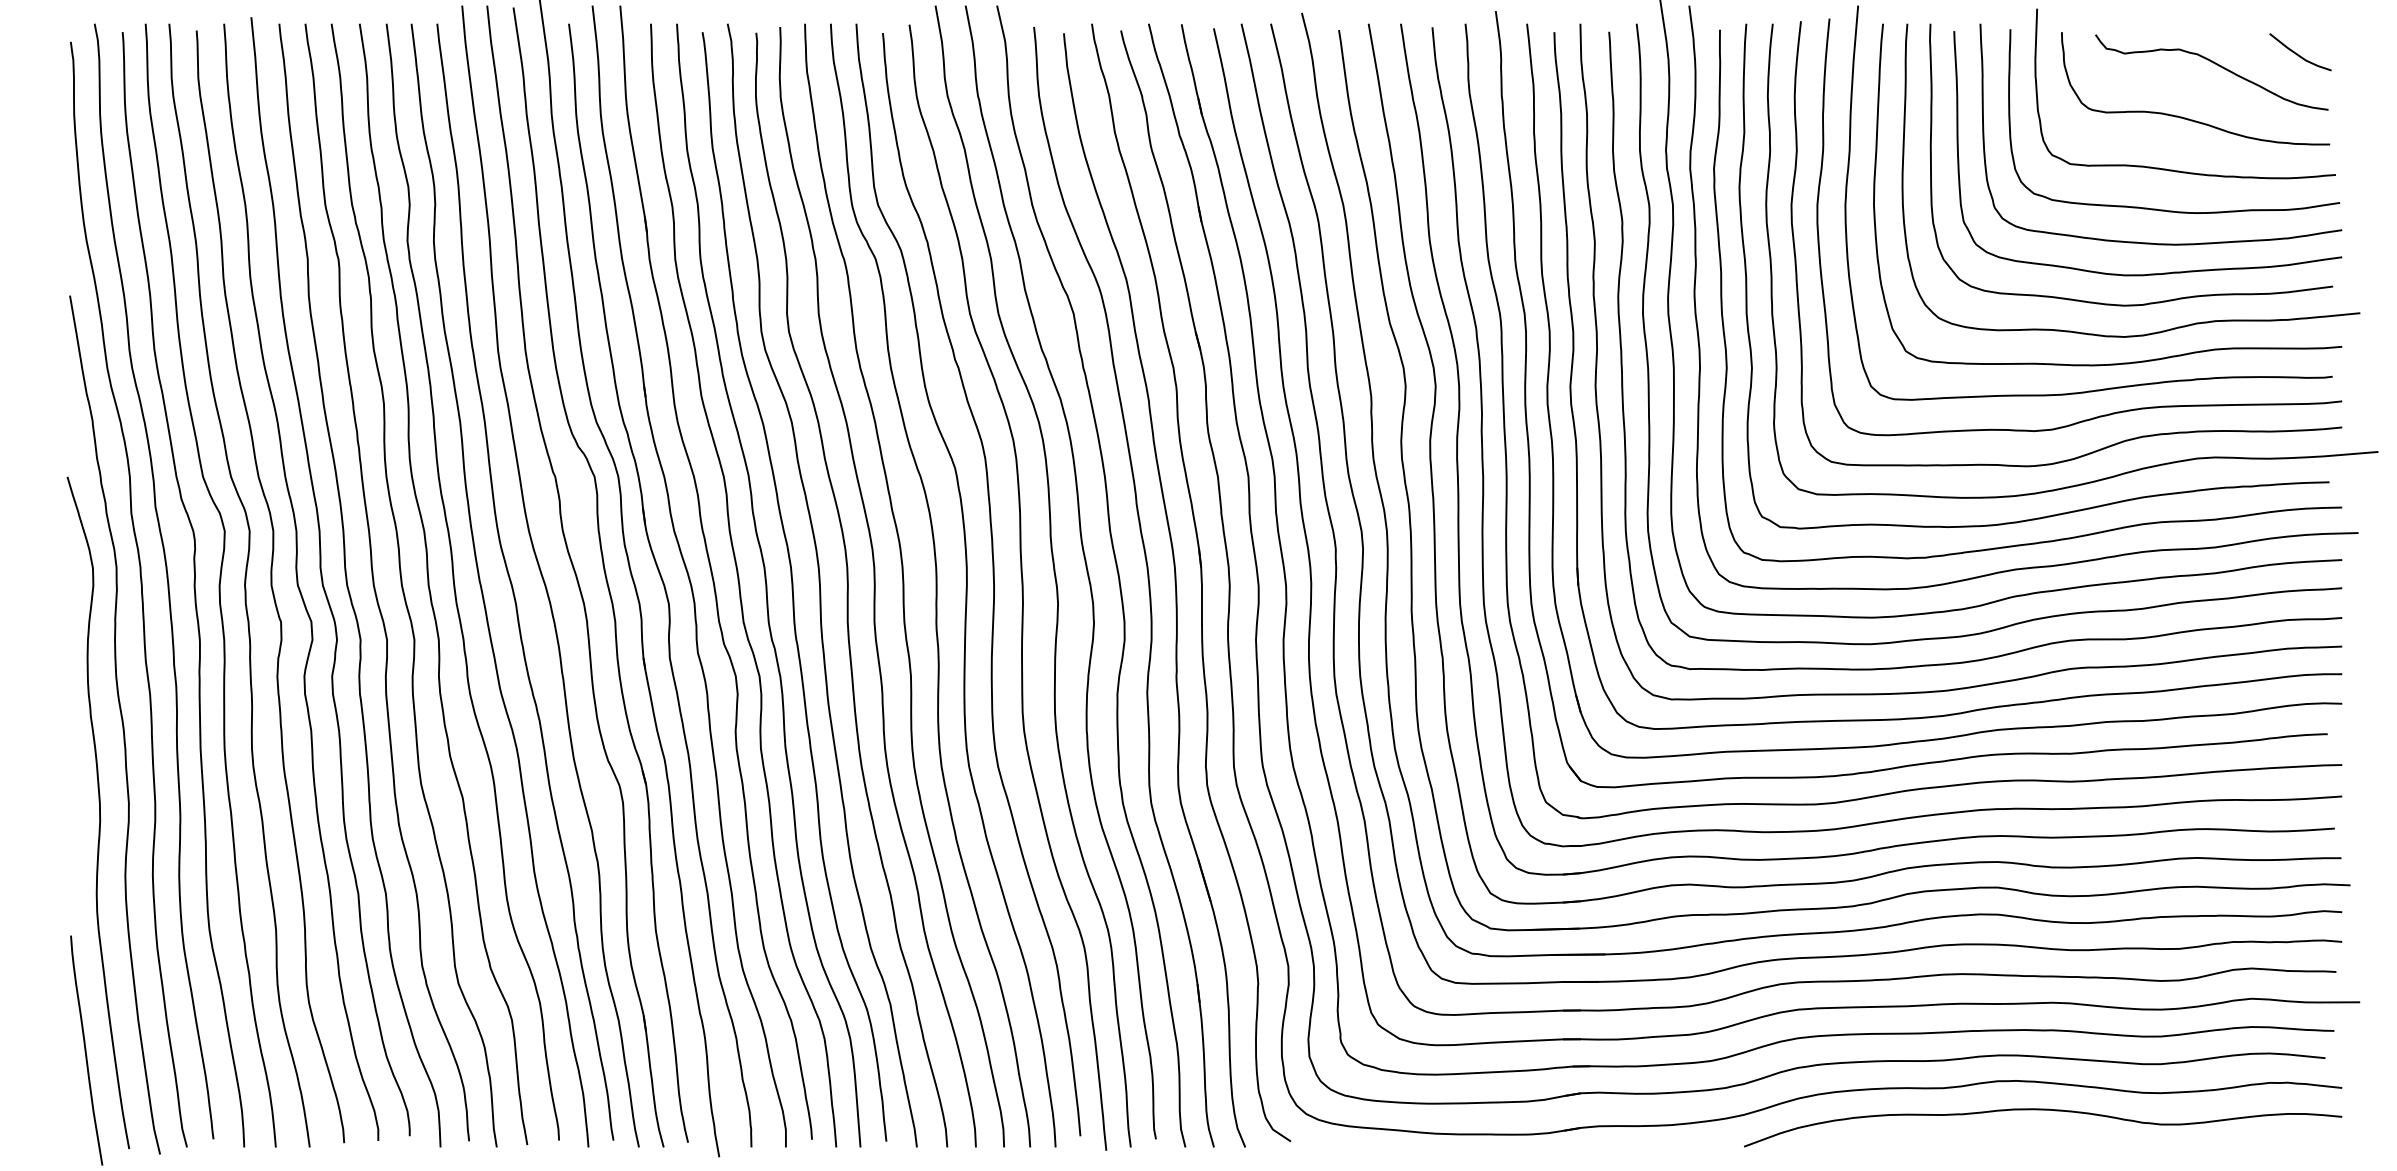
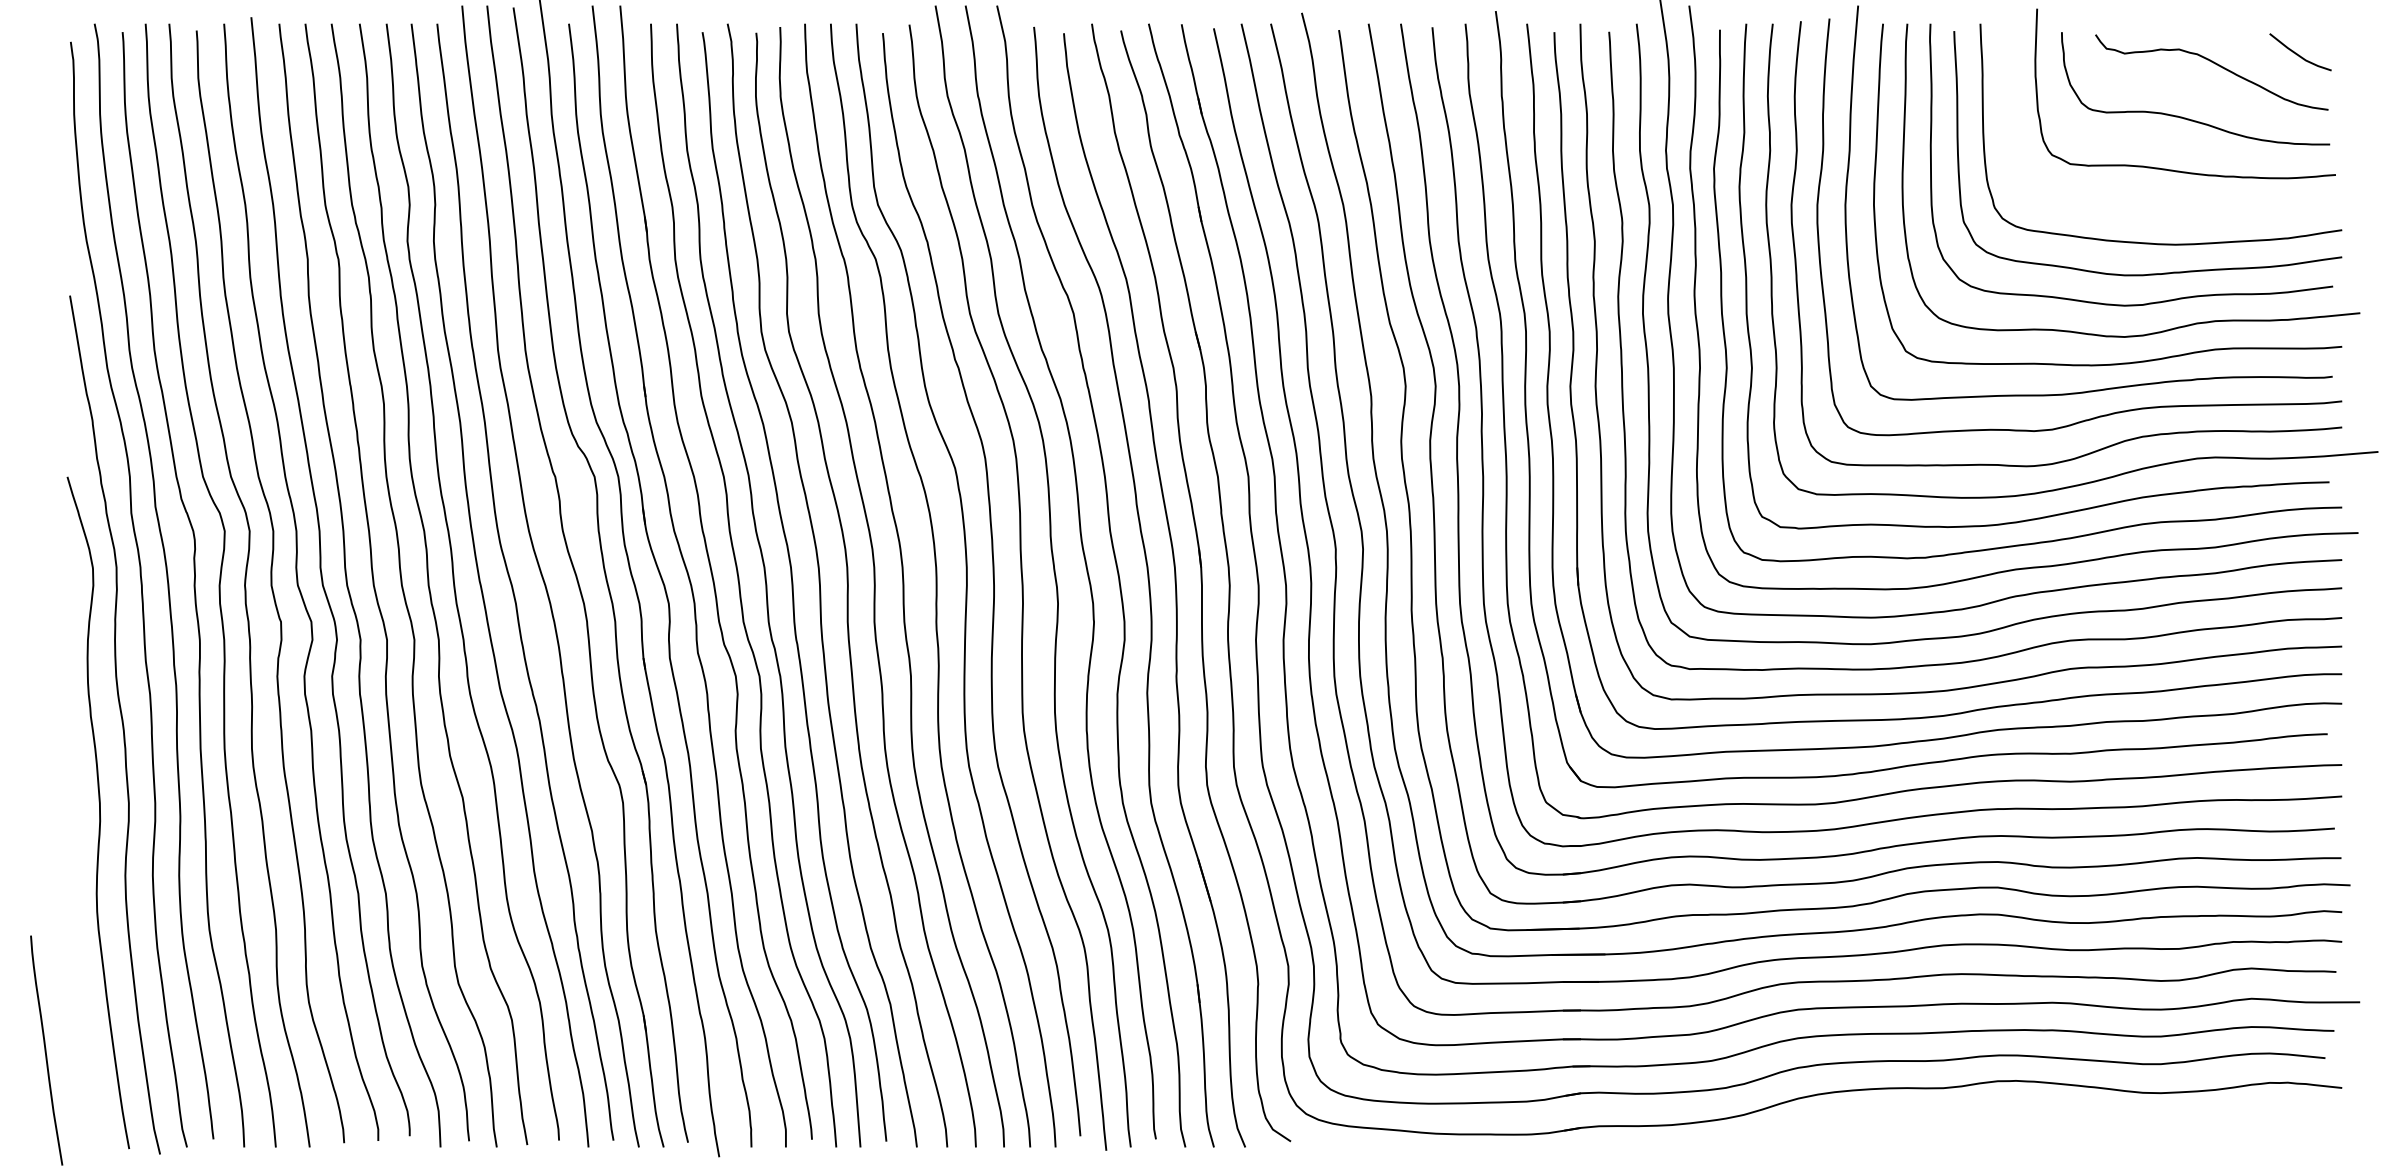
curve: present -> none (2164, 209)
curve position: (86, 1050) -> (46, 1050) (46, 1050)
curve: present -> none (2043, 1110)
